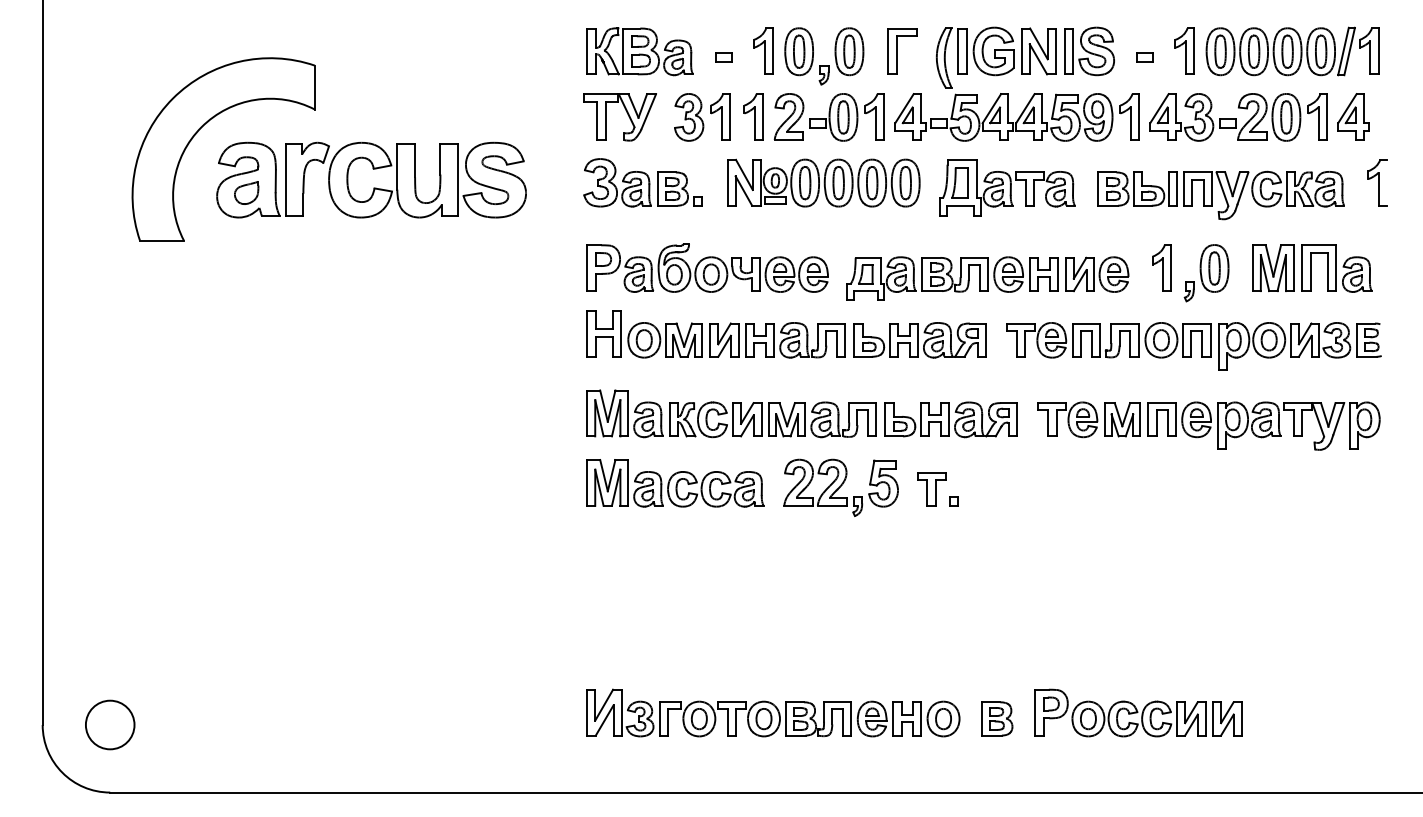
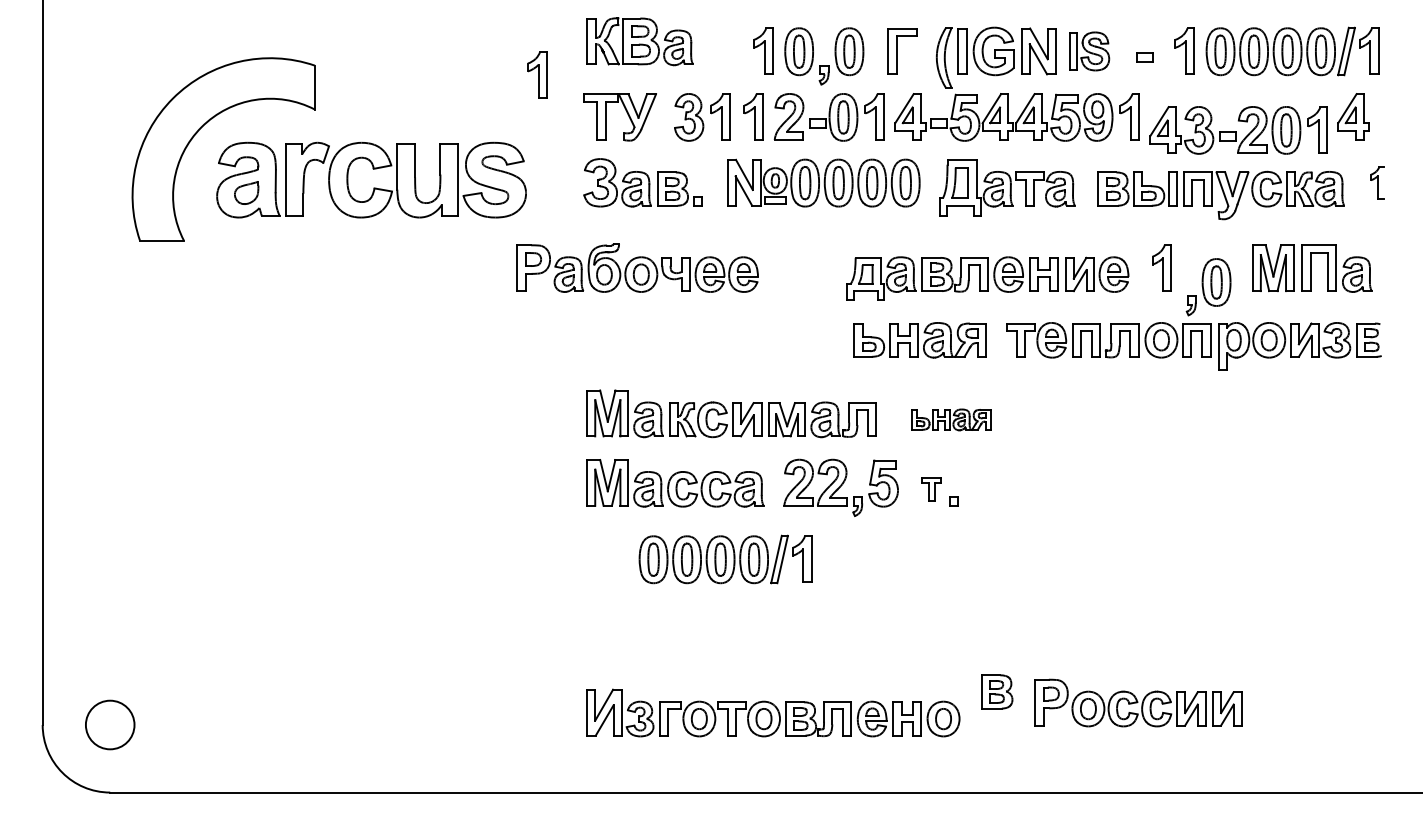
part position: (639, 51) -> (639, 41) (639, 41)
part size: 51x51 px -> 42x41 px (1089, 51)
part: present -> none (723, 57)
part: none -> present (537, 74)
part position: (1238, 117) -> (1238, 130) (1238, 130)
part size: 21x48 px -> 15x34 px (1377, 182)
part position: (707, 267) -> (637, 267) (637, 267)
part position: (1206, 273) -> (1208, 287) (1208, 287)
part: present -> none (715, 334)
part size: 134x38 px -> 81x24 px (951, 419)
part: present -> none (1208, 425)
part size: 30x35 px -> 21x25 px (931, 489)
part: none -> present (725, 559)
part position: (1138, 712) -> (1138, 702) (1138, 702)
part position: (997, 718) -> (997, 691) (997, 691)
